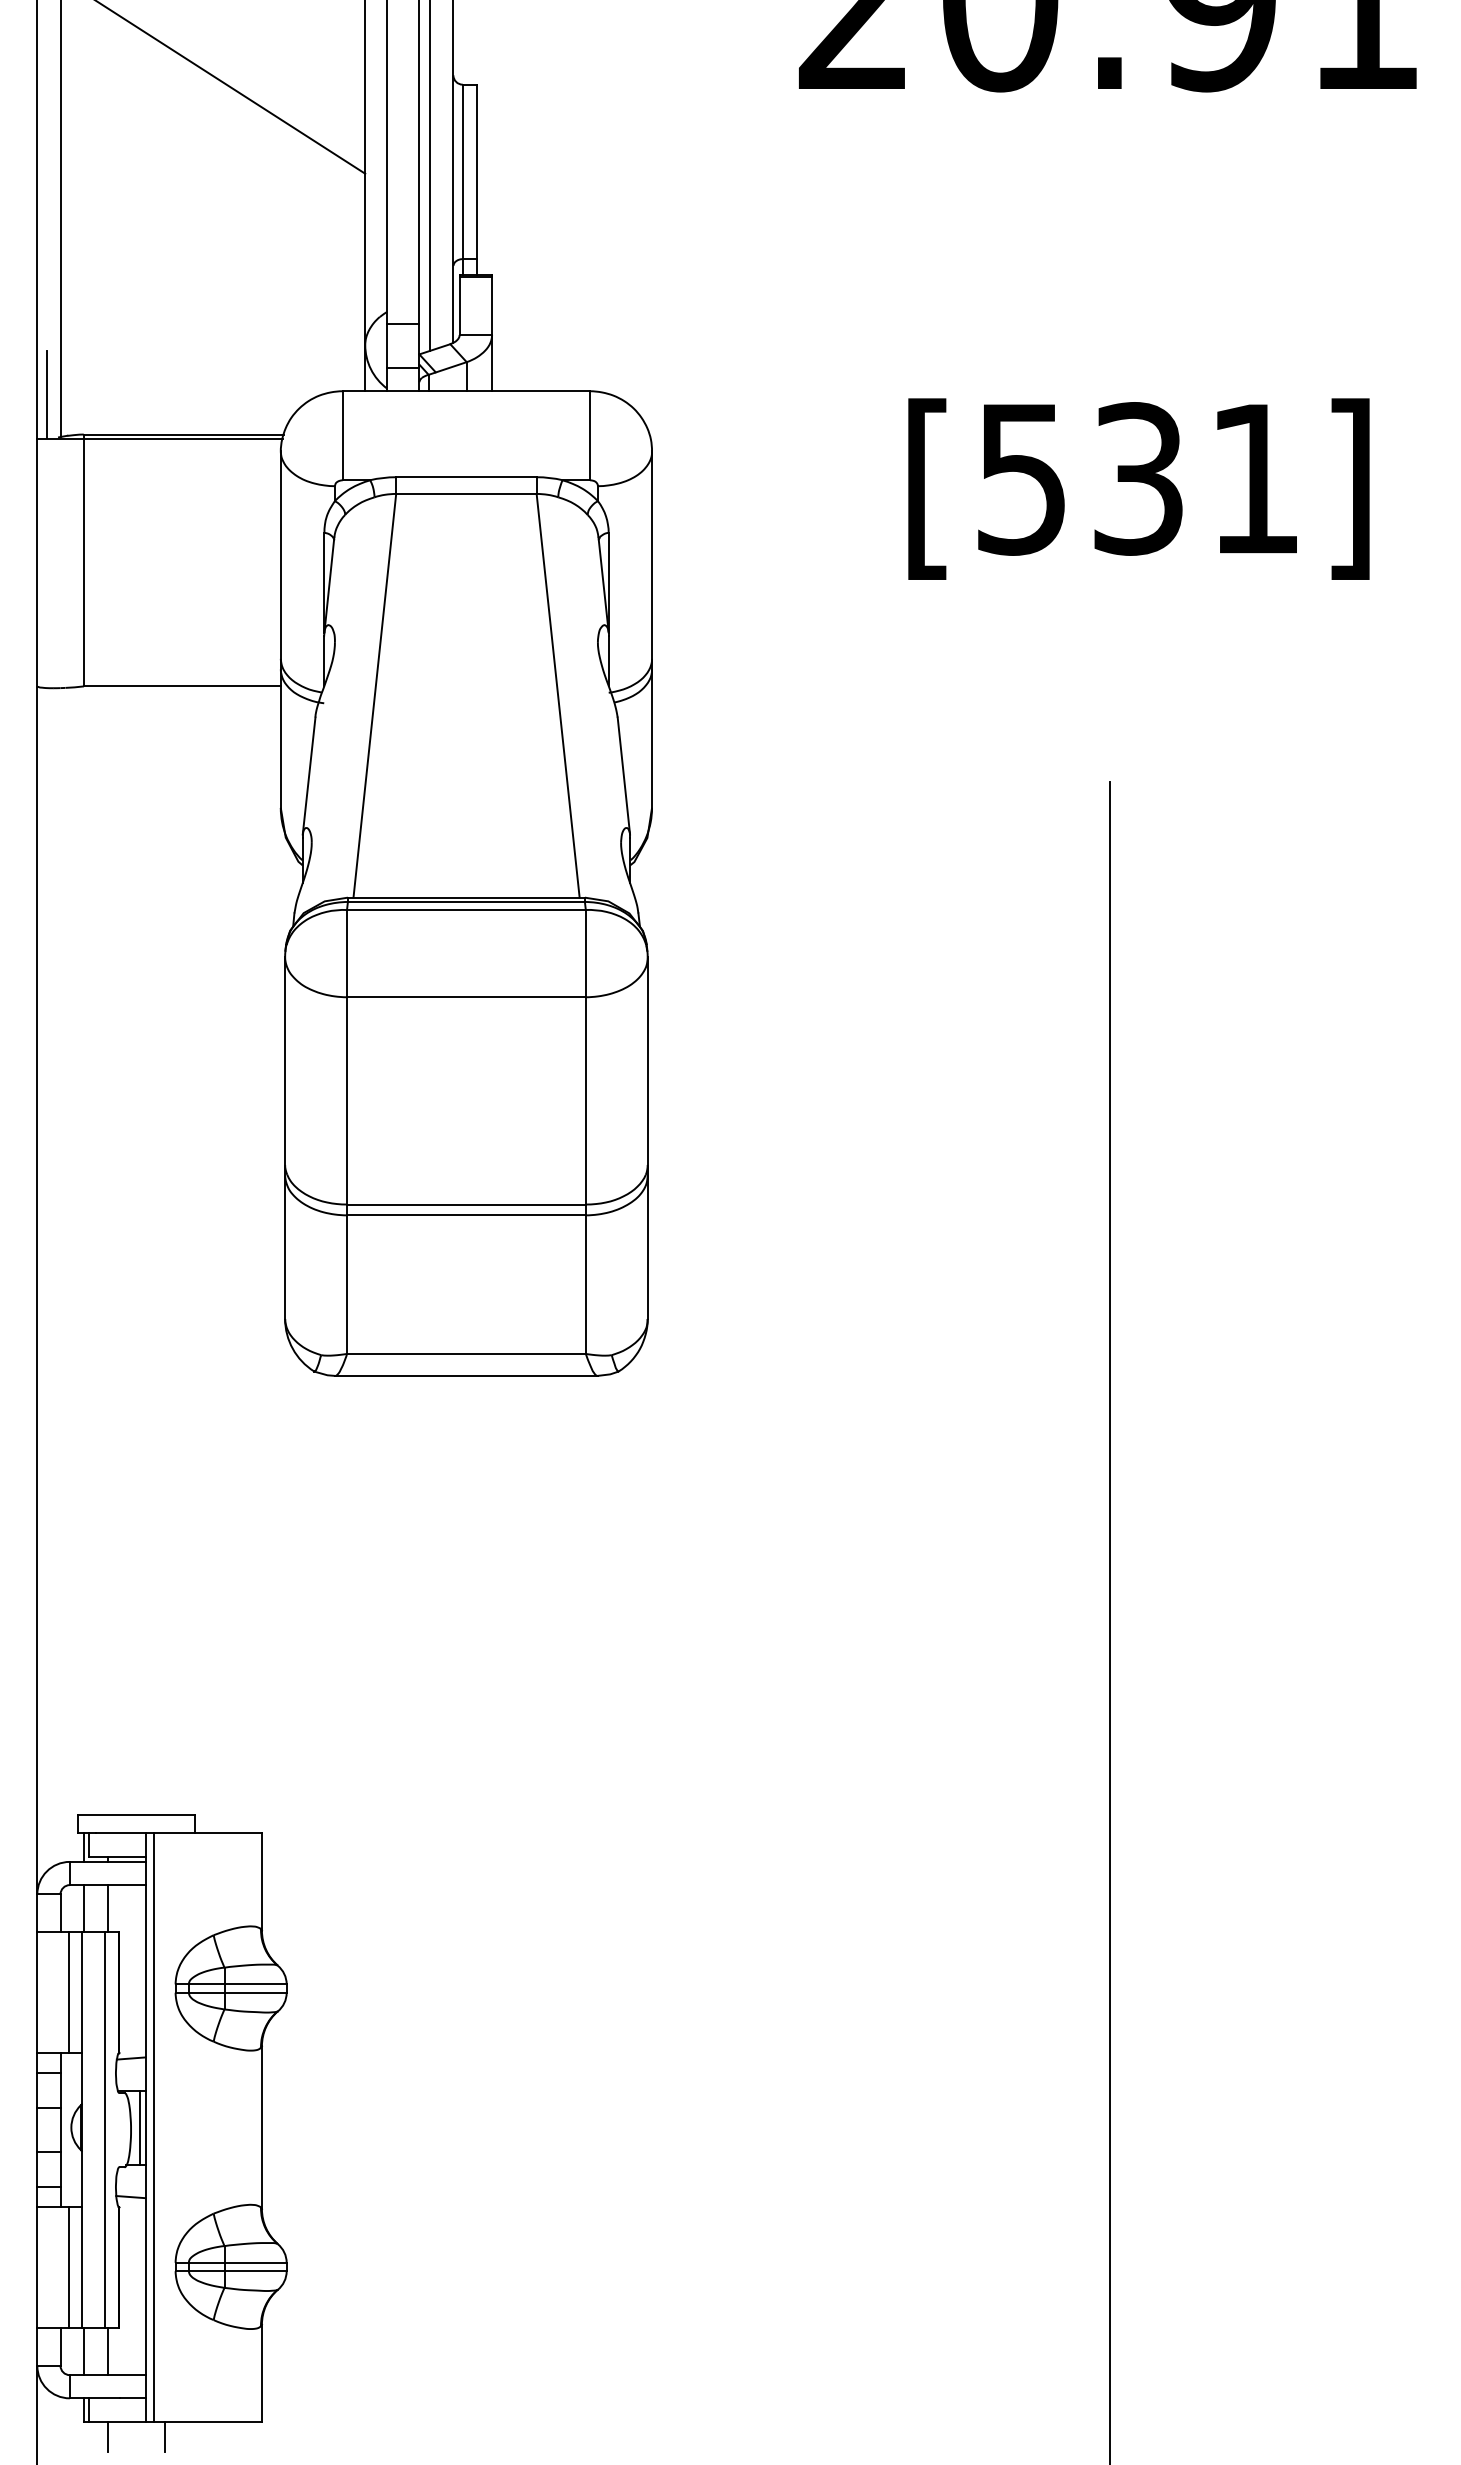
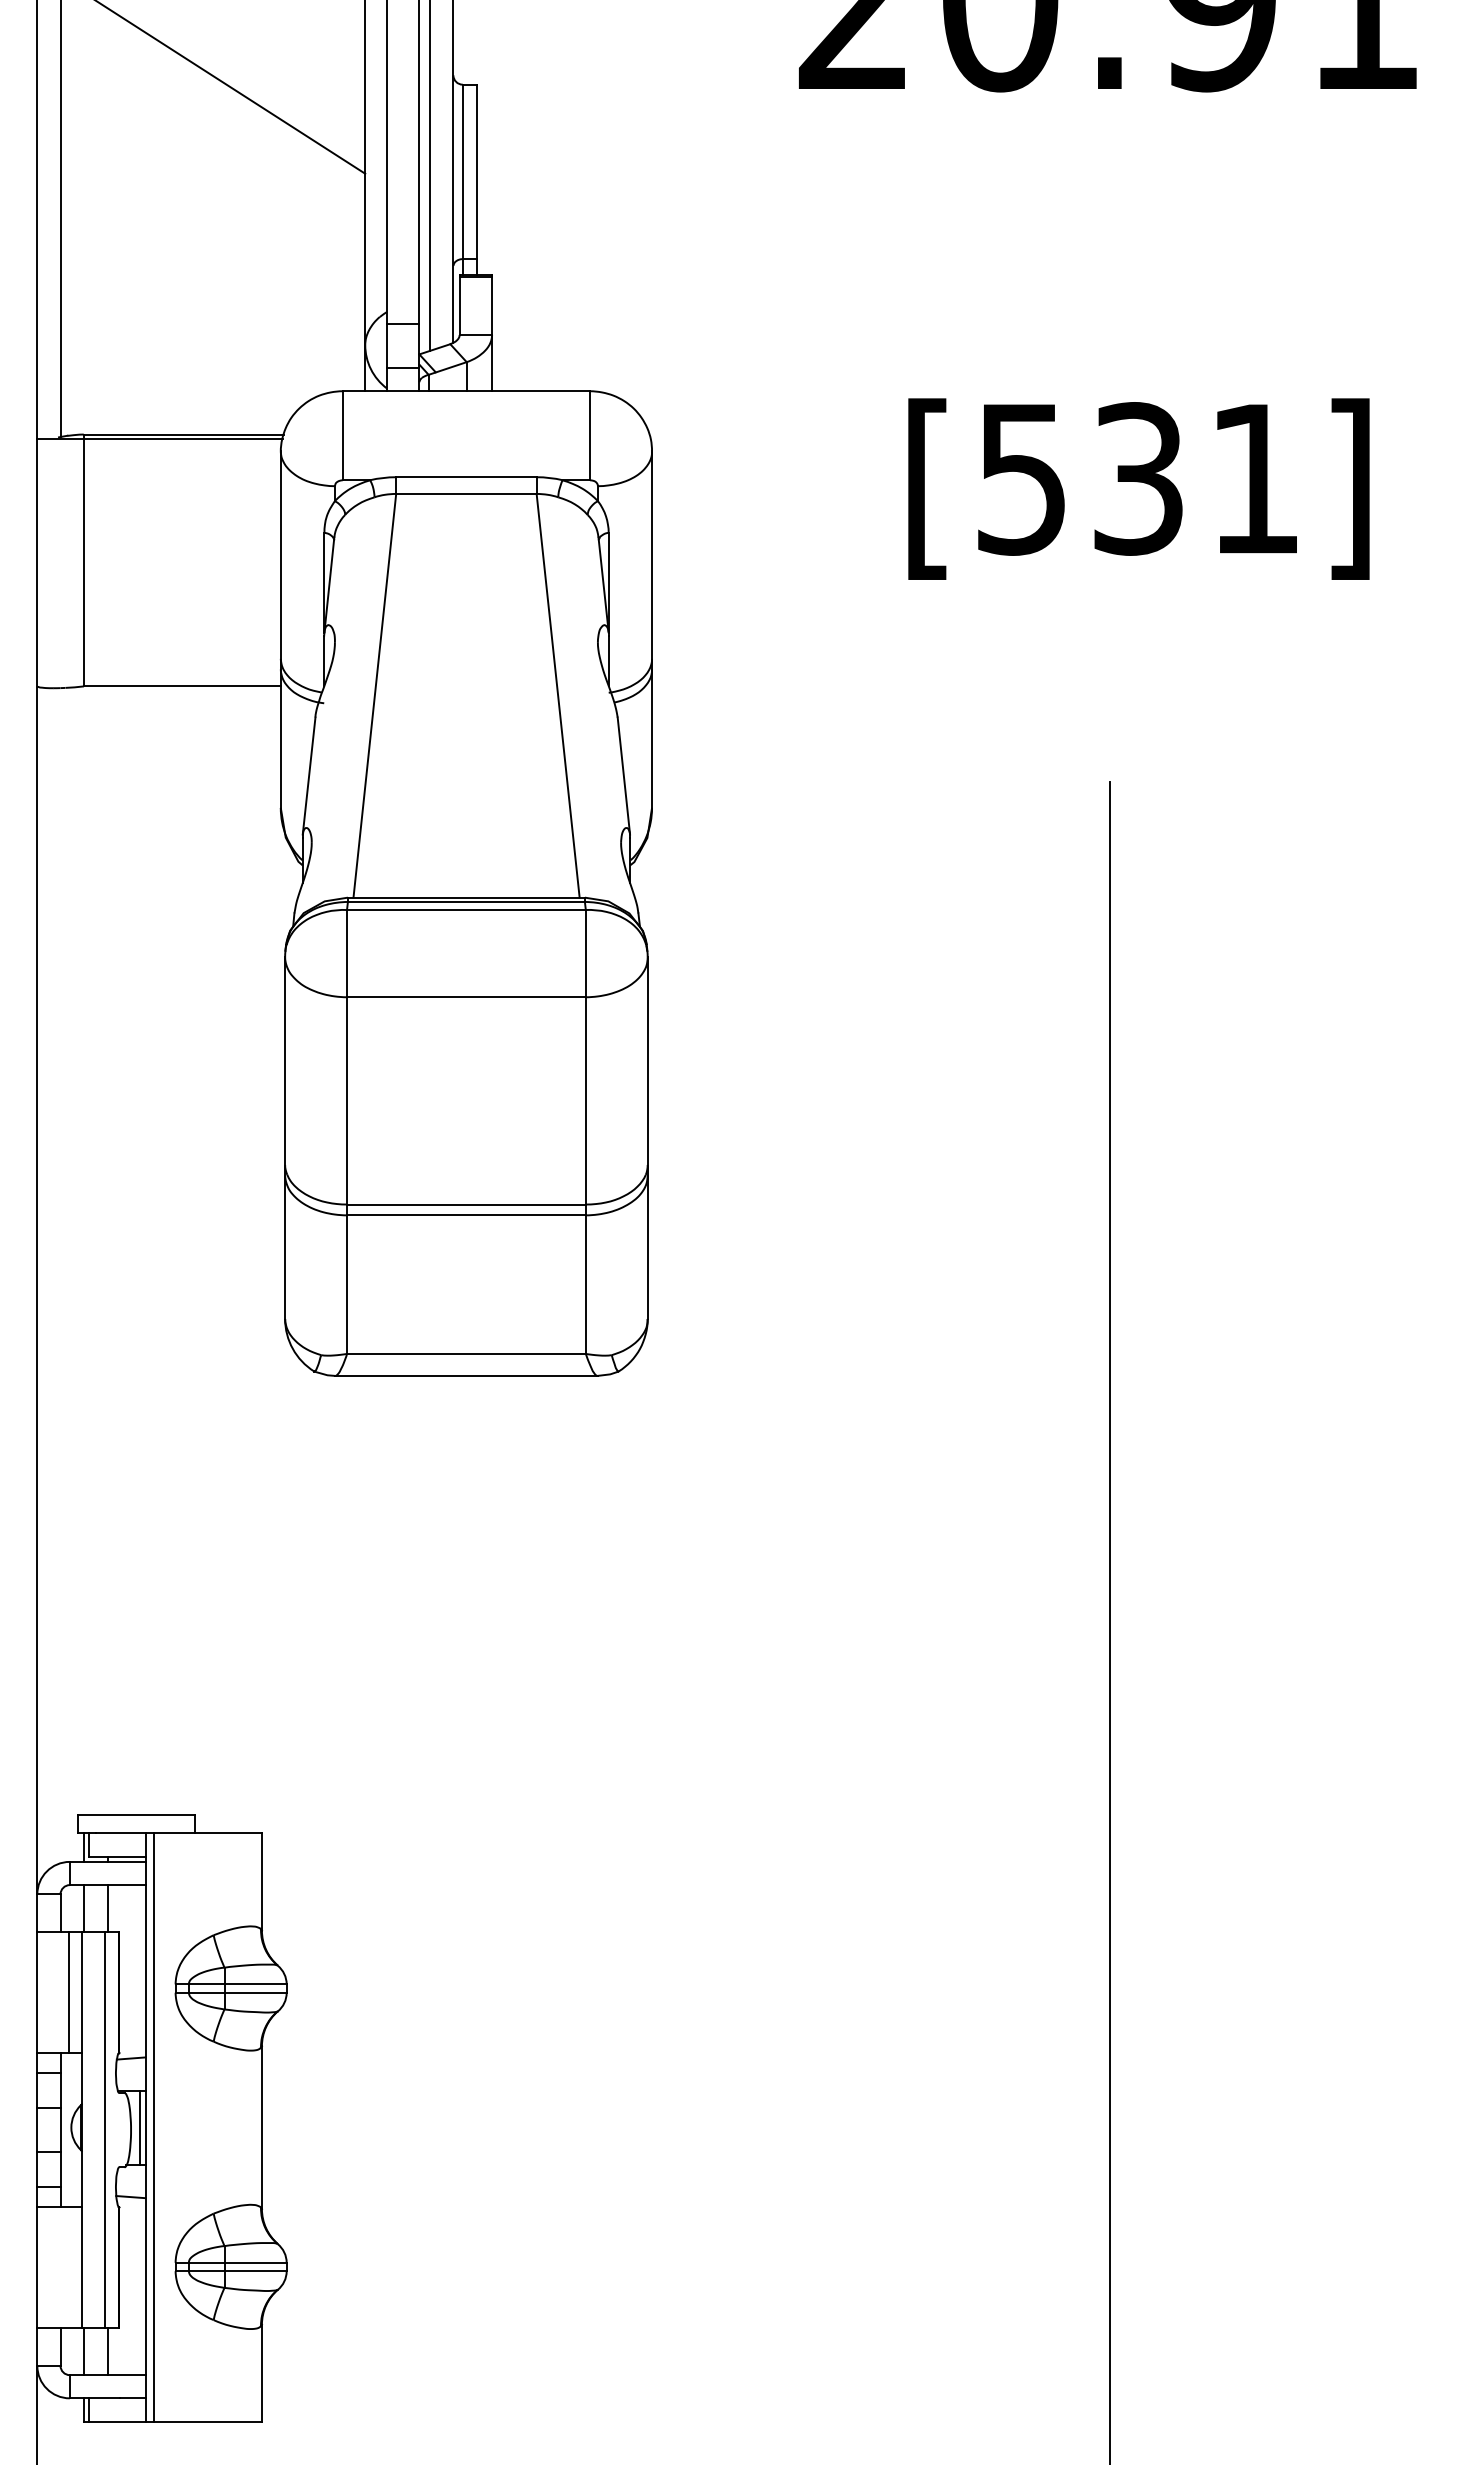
line: present -> none (47, 394)
line: present -> none (68, 2267)
line: present -> none (107, 2436)
line: present -> none (165, 2436)
